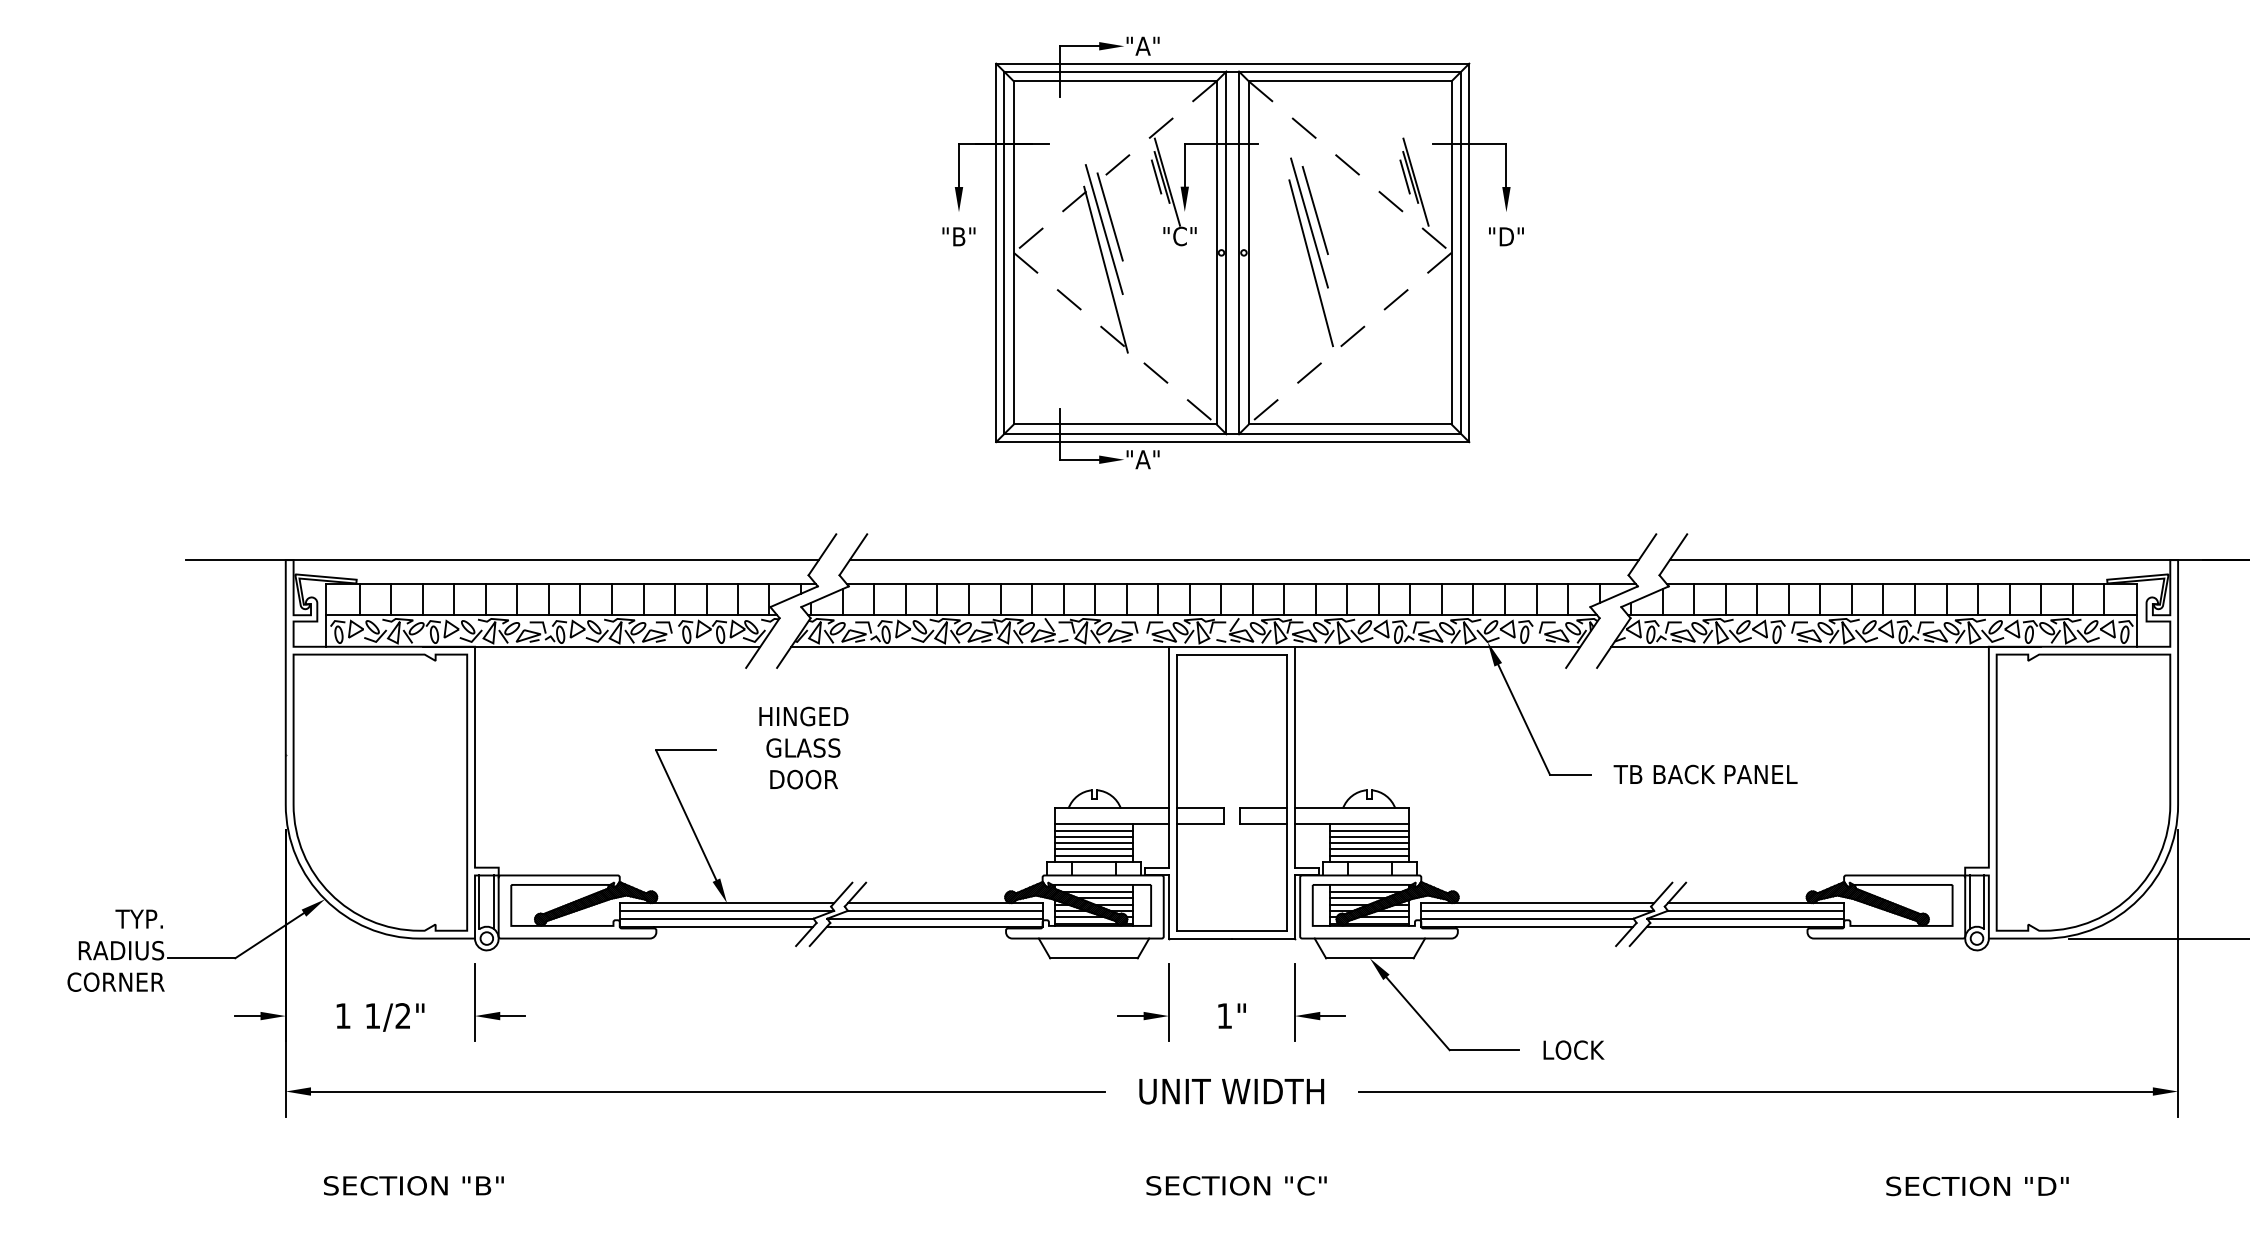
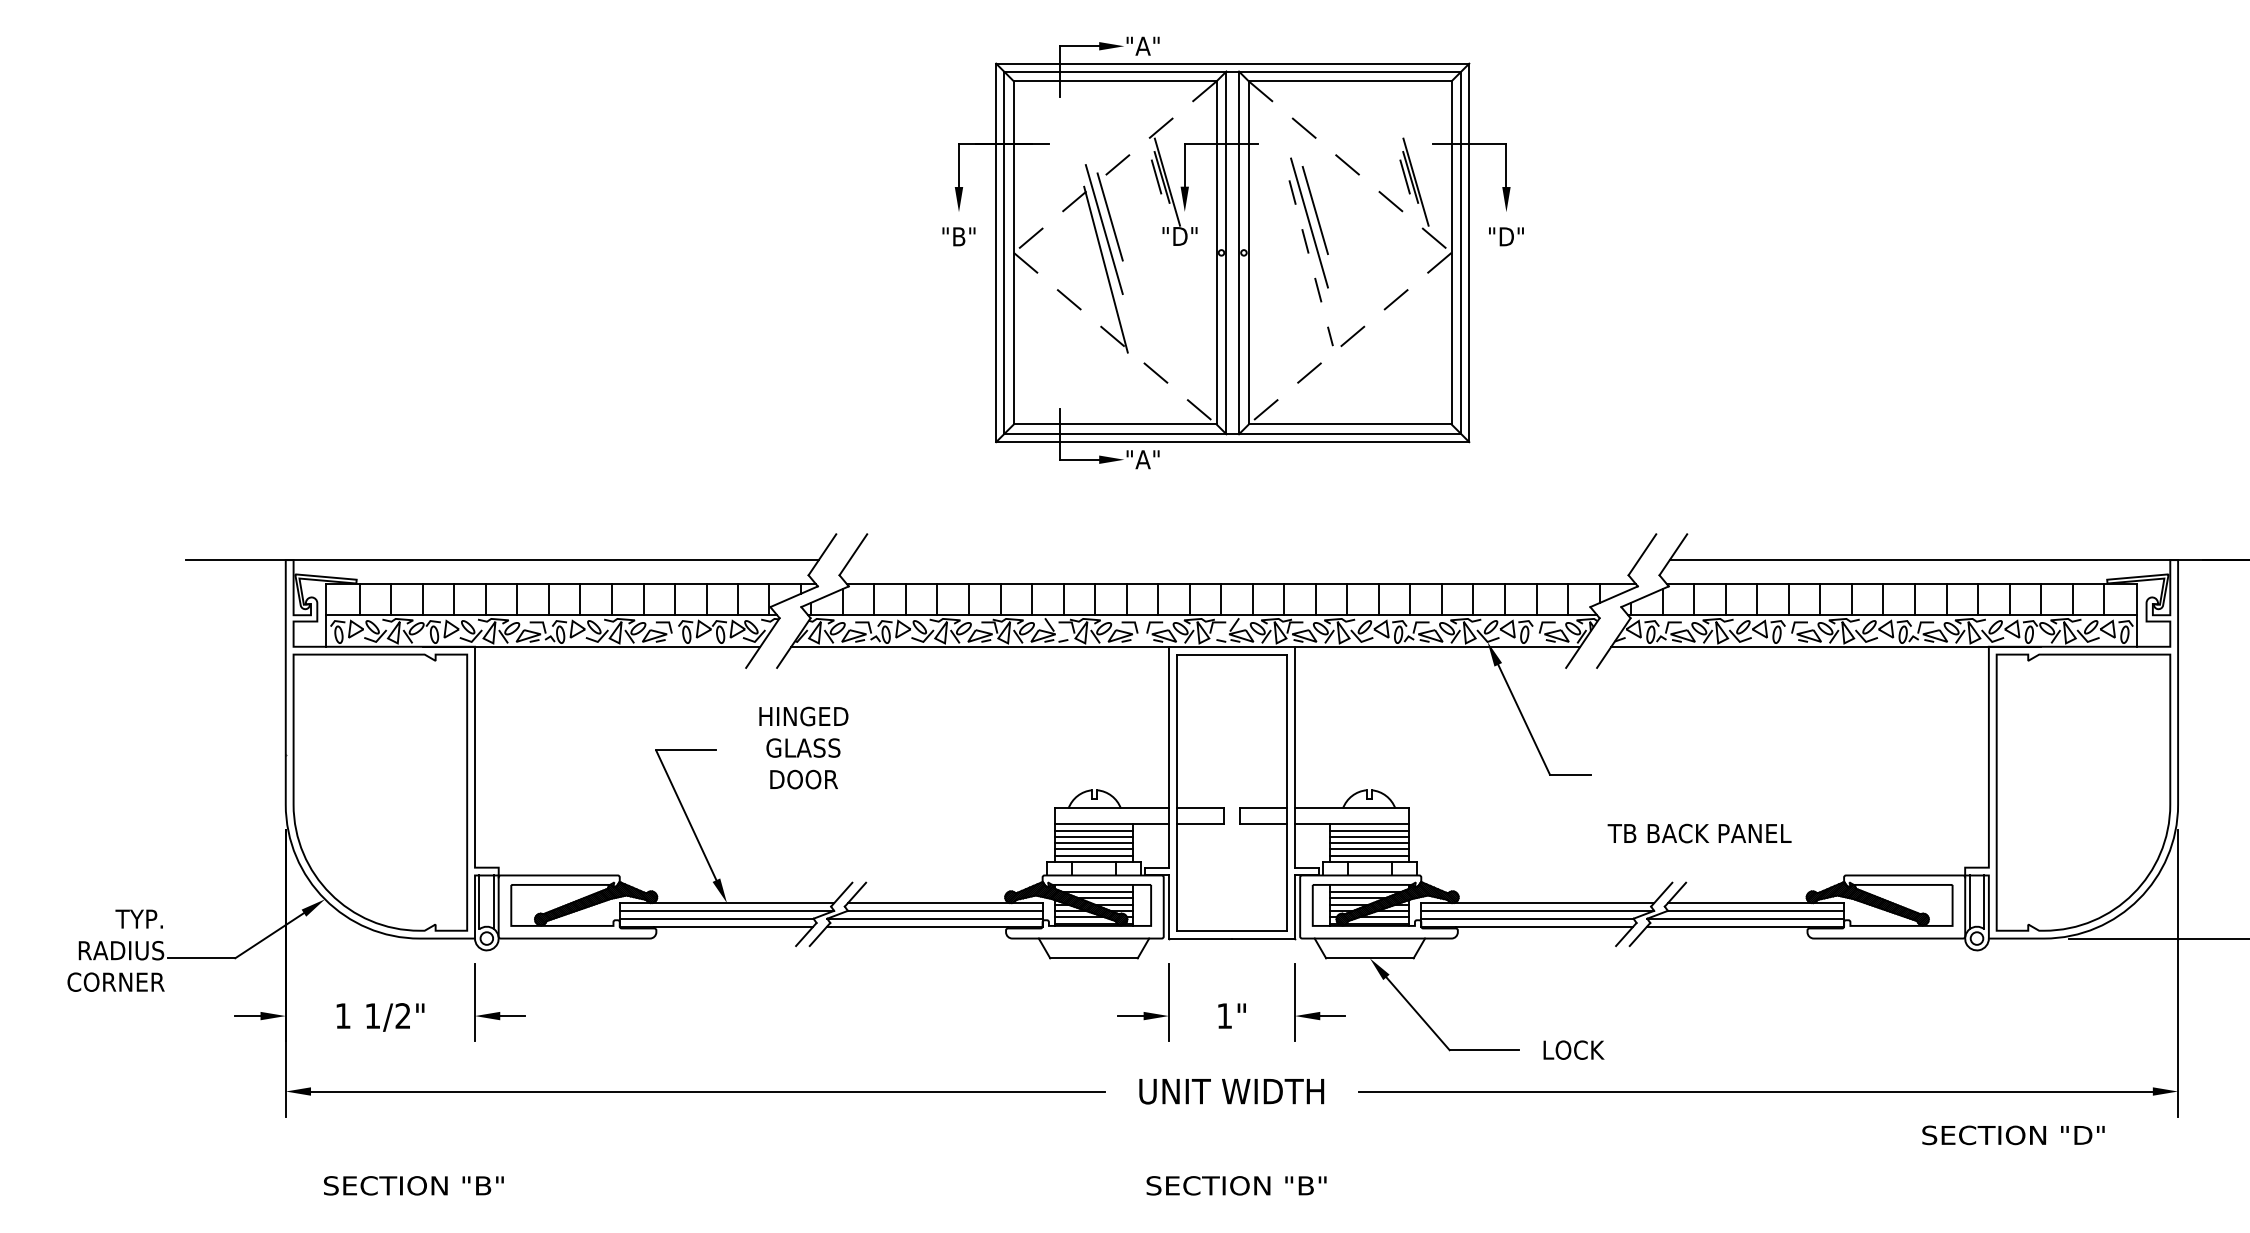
text: "C" -> "D" (1179, 236)
line: solid -> dashed (1311, 263)
line: present -> none (1243, 560)
text position: (1705, 774) -> (1699, 833) (1699, 833)
text: SECTION "C" -> SECTION "B" (1236, 1185)
text position: (1977, 1186) -> (2013, 1135) (2013, 1135)
